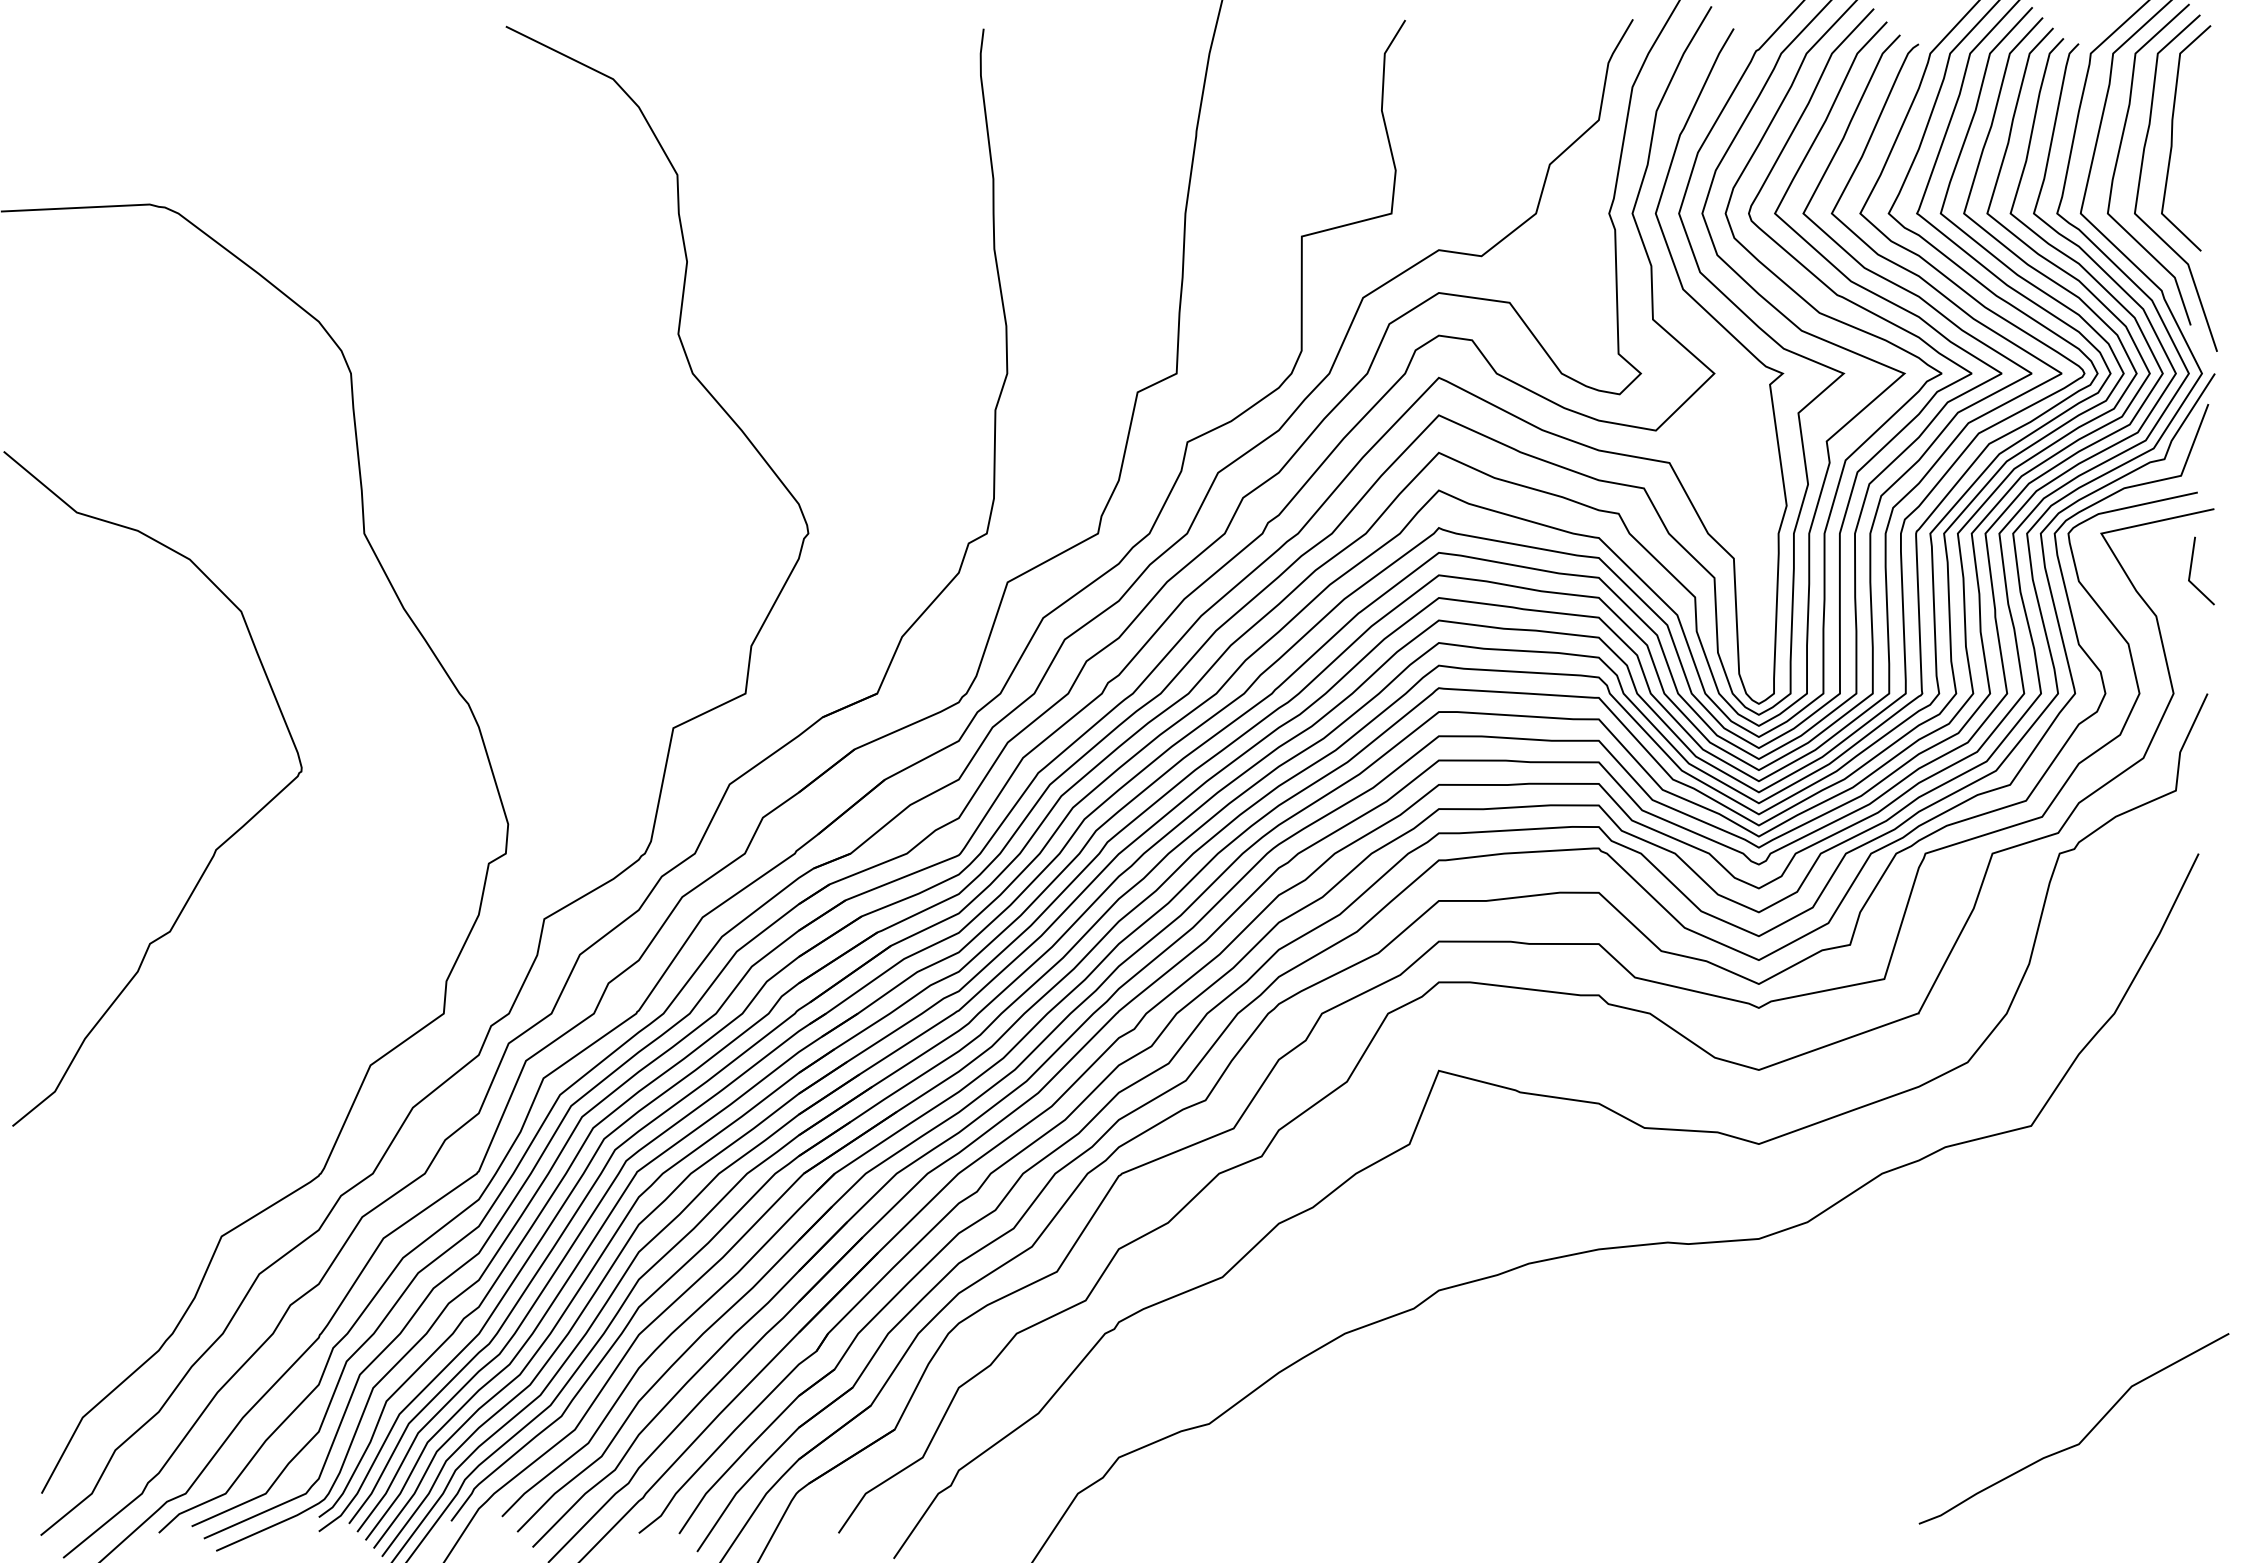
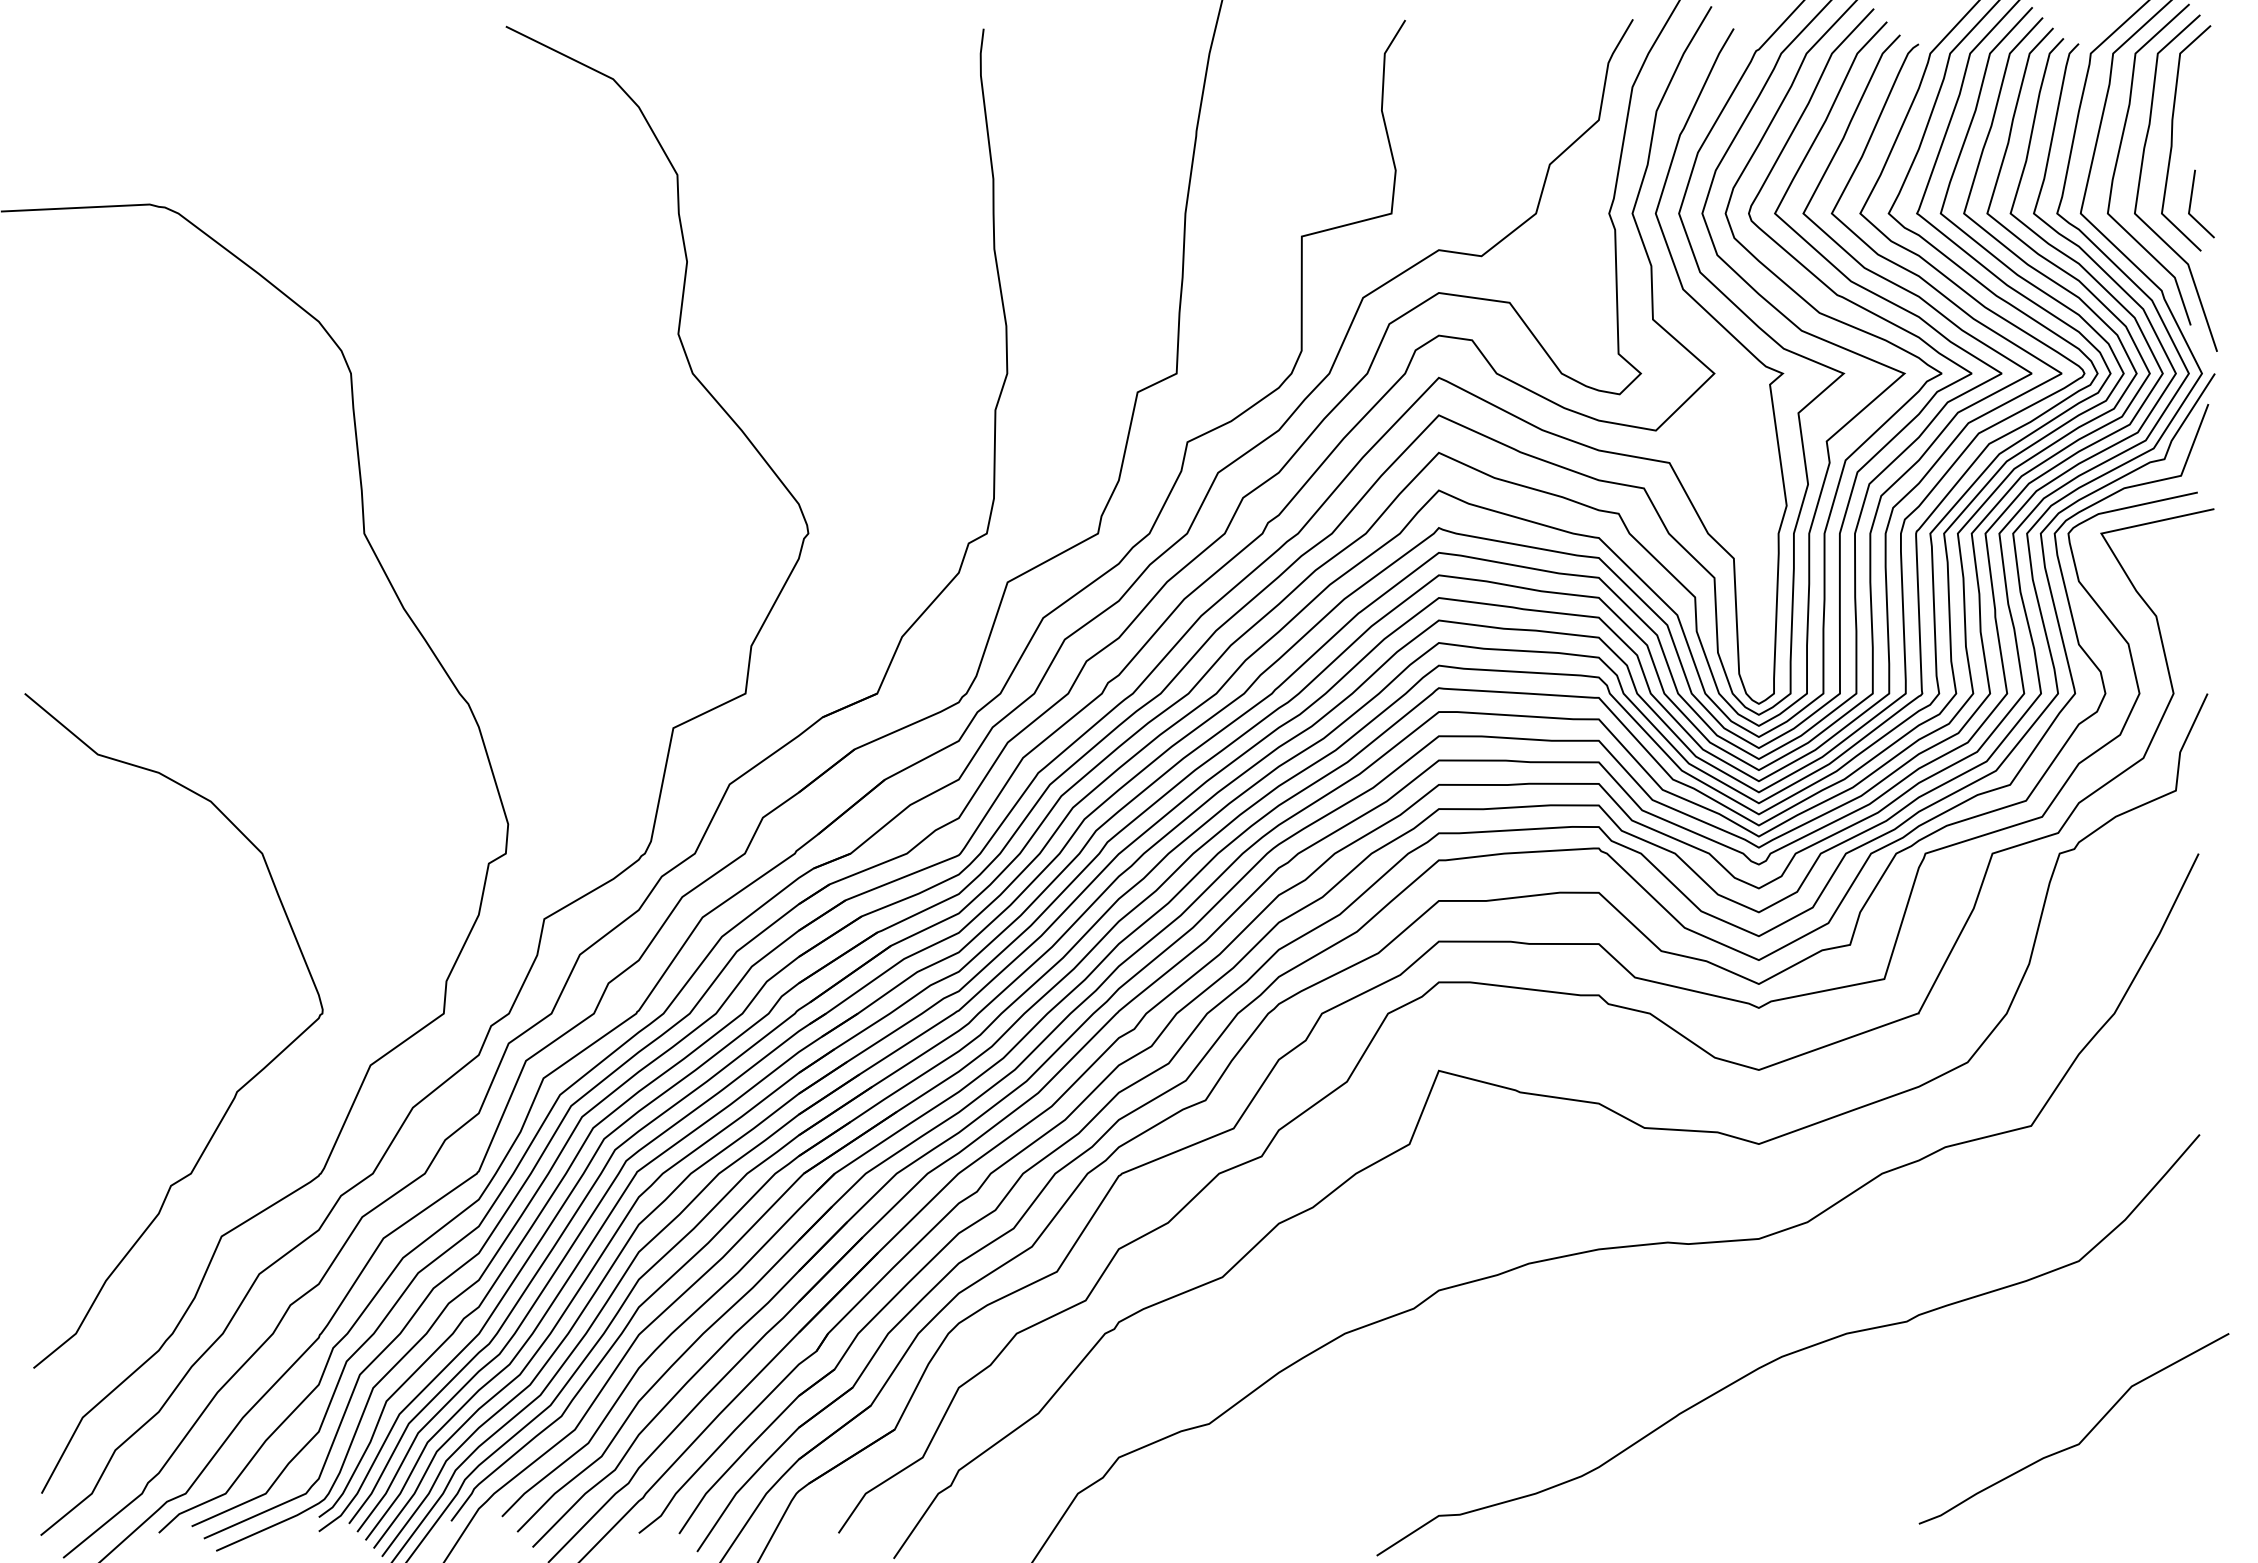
line position: (2191, 570) -> (2191, 203) (2191, 203)
curve position: (214, 850) -> (235, 1092) (235, 1092)
curve: none -> present (1790, 1352)
